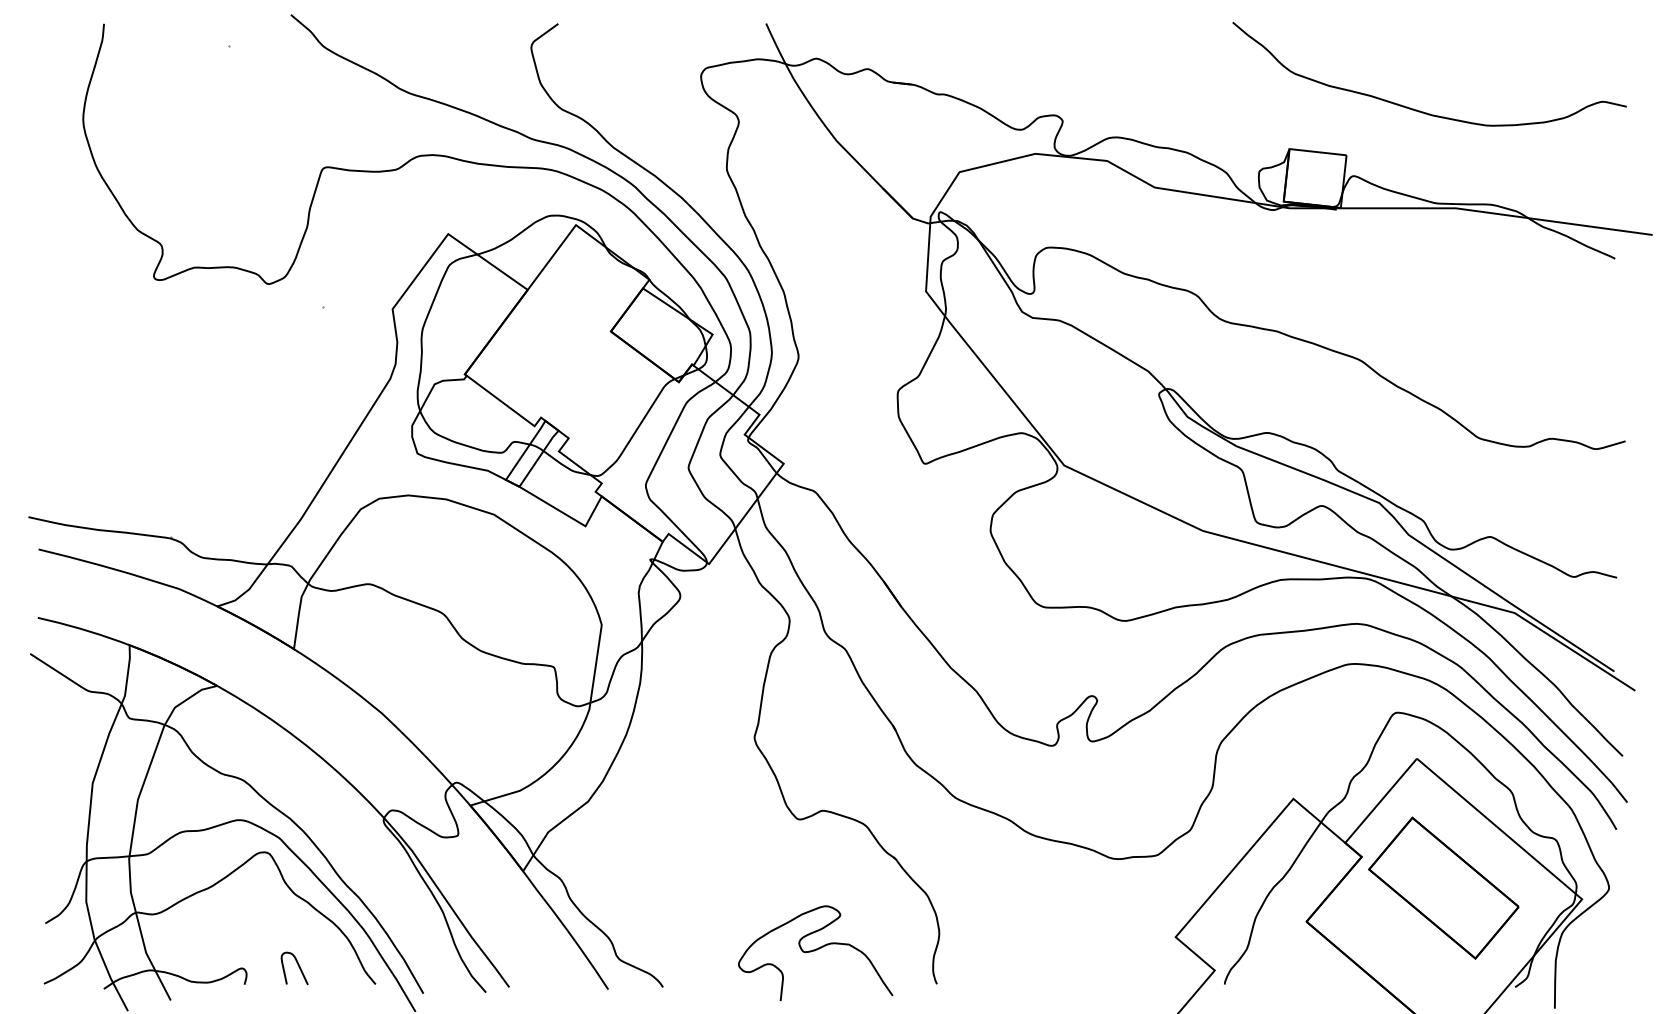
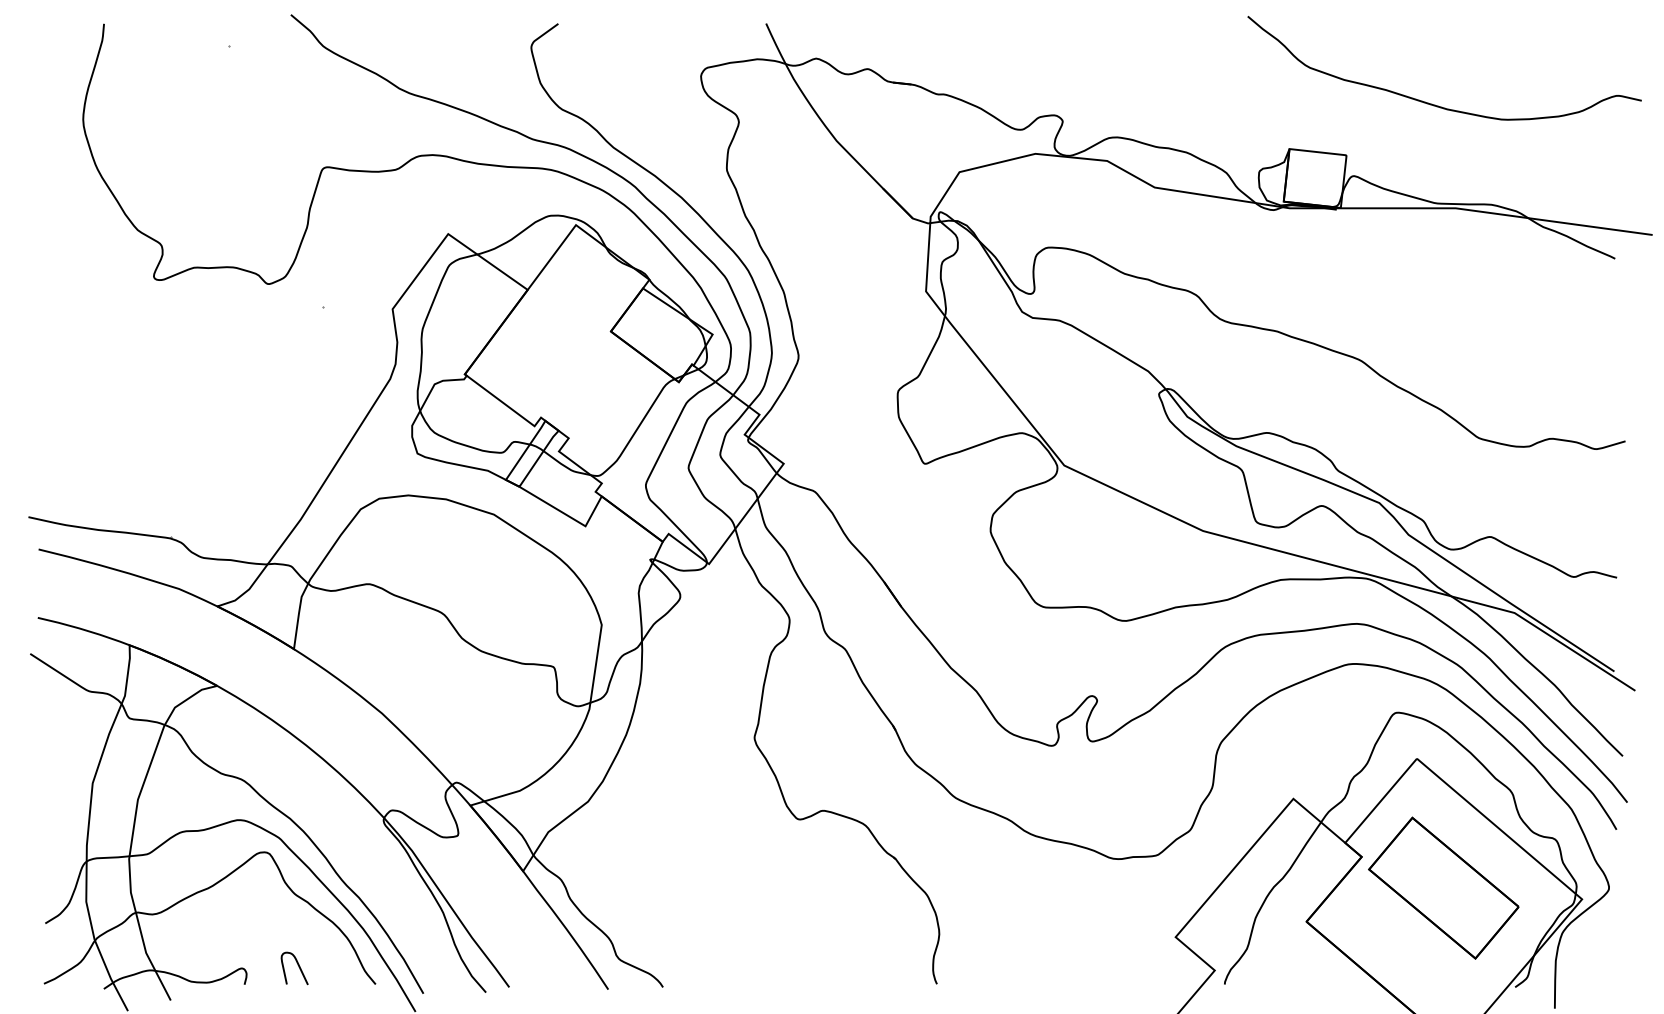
curve position: (1420, 110) -> (1435, 104) (1435, 104)
curve: present -> none (814, 951)
